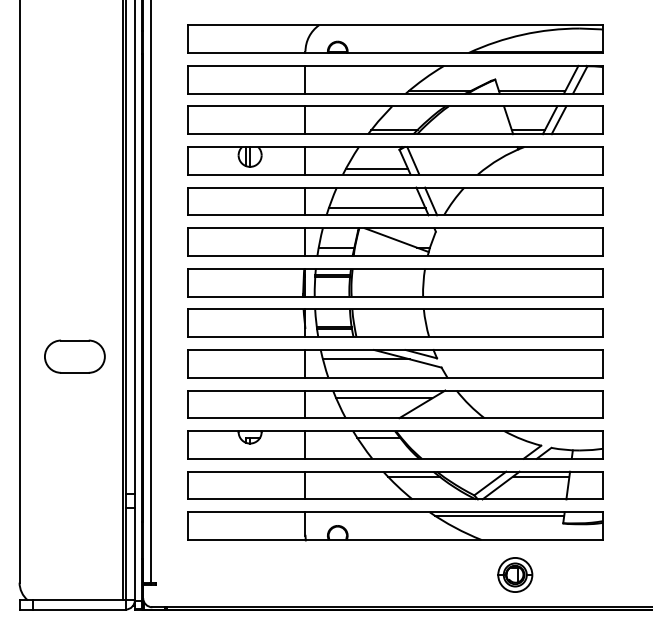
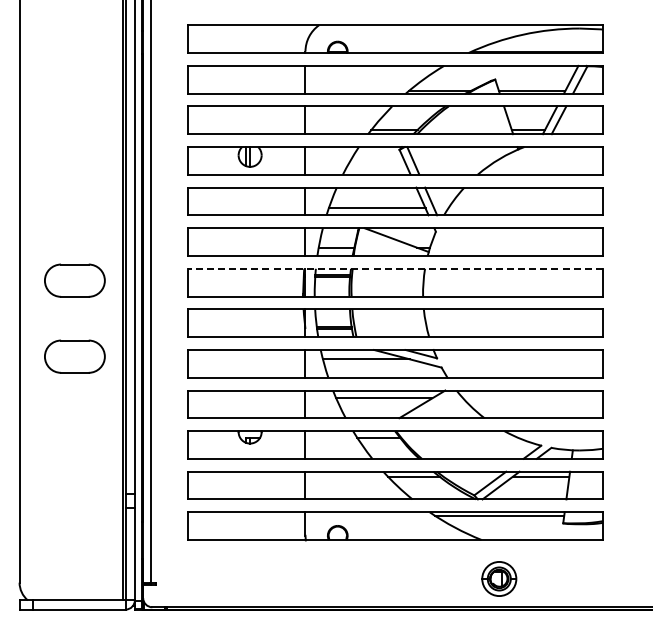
line: present -> none (376, 169)
line: solid -> dashed (395, 268)
part: none -> present (74, 280)
part position: (515, 574) -> (499, 578) (499, 578)
